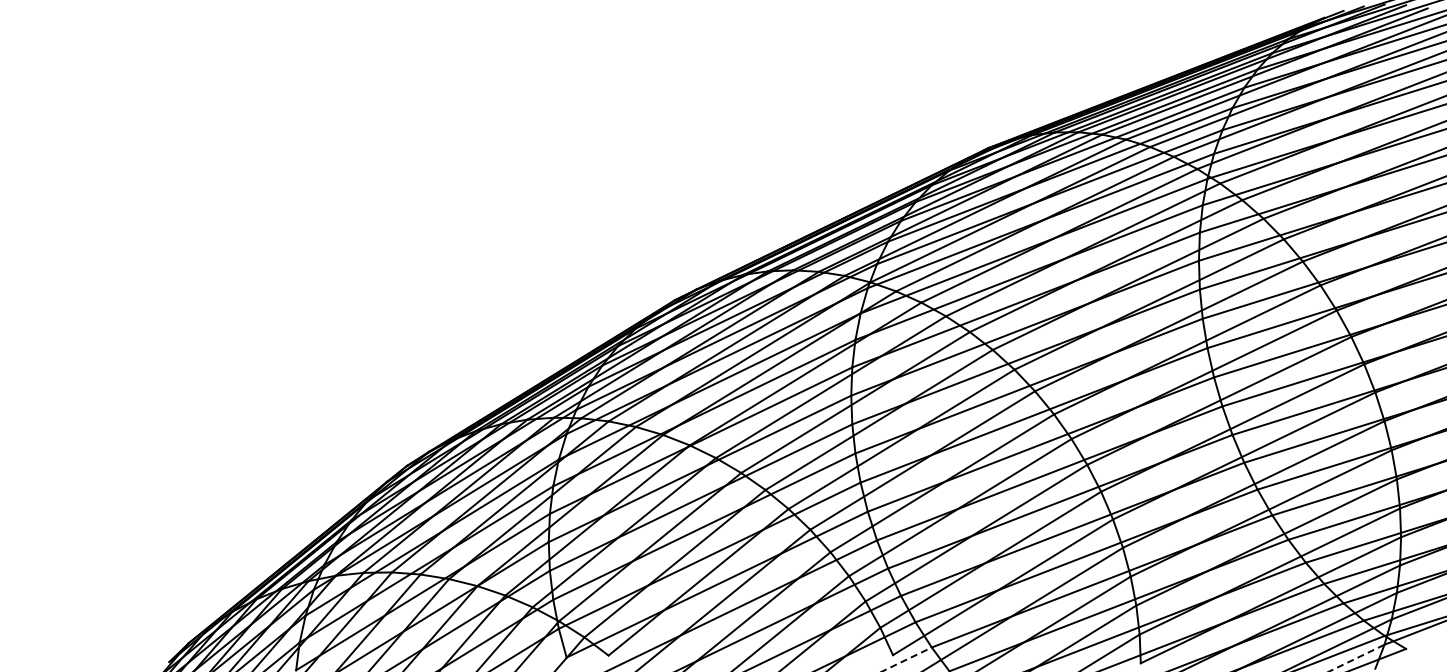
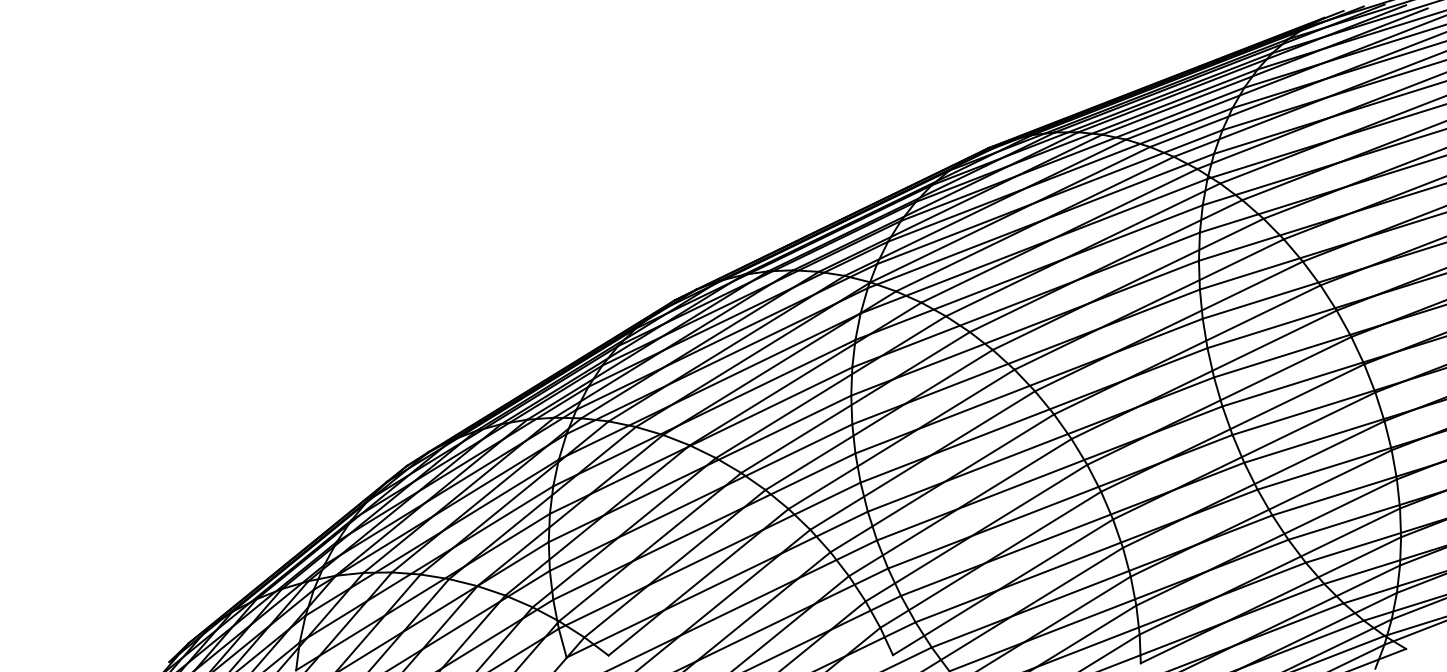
line: dashed -> solid (1356, 658)
line: dashed -> solid (906, 659)
